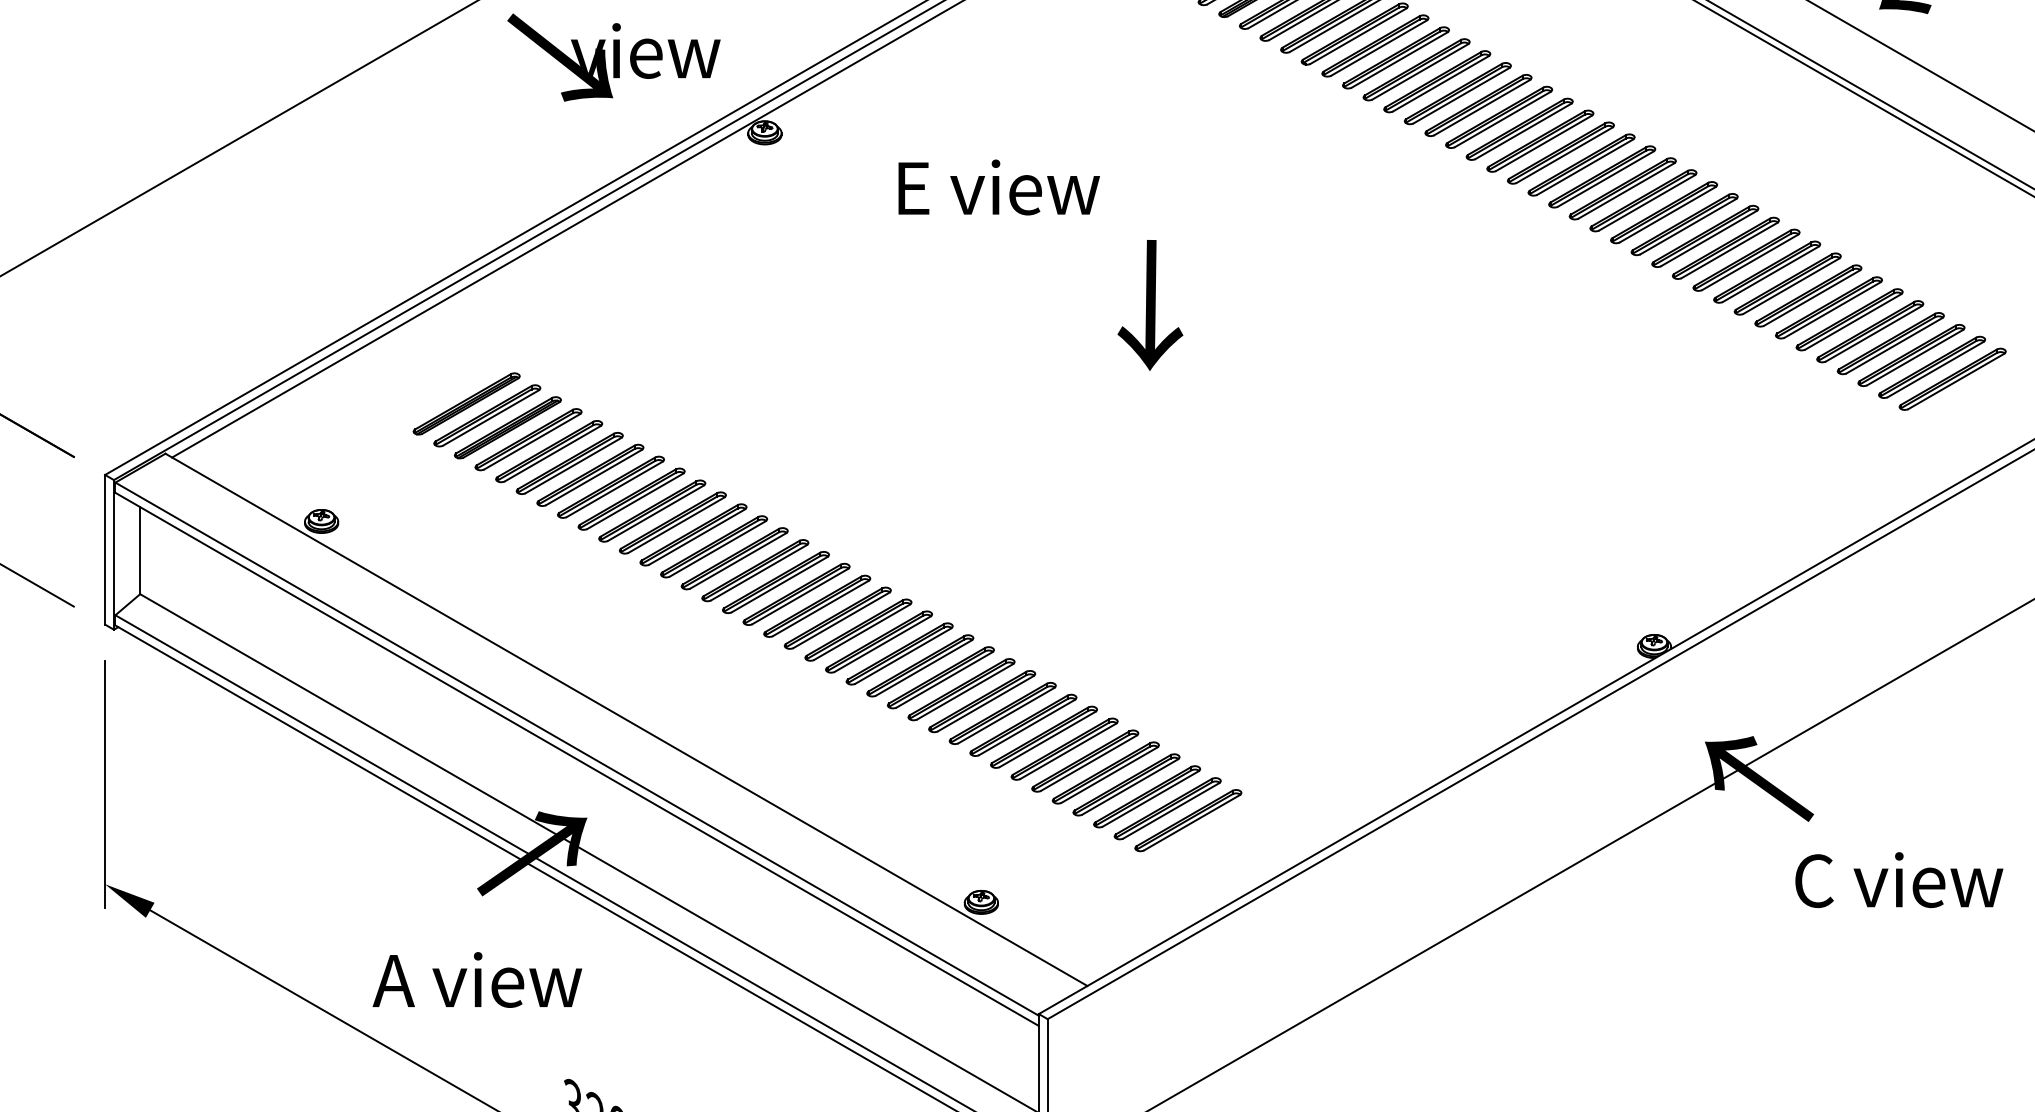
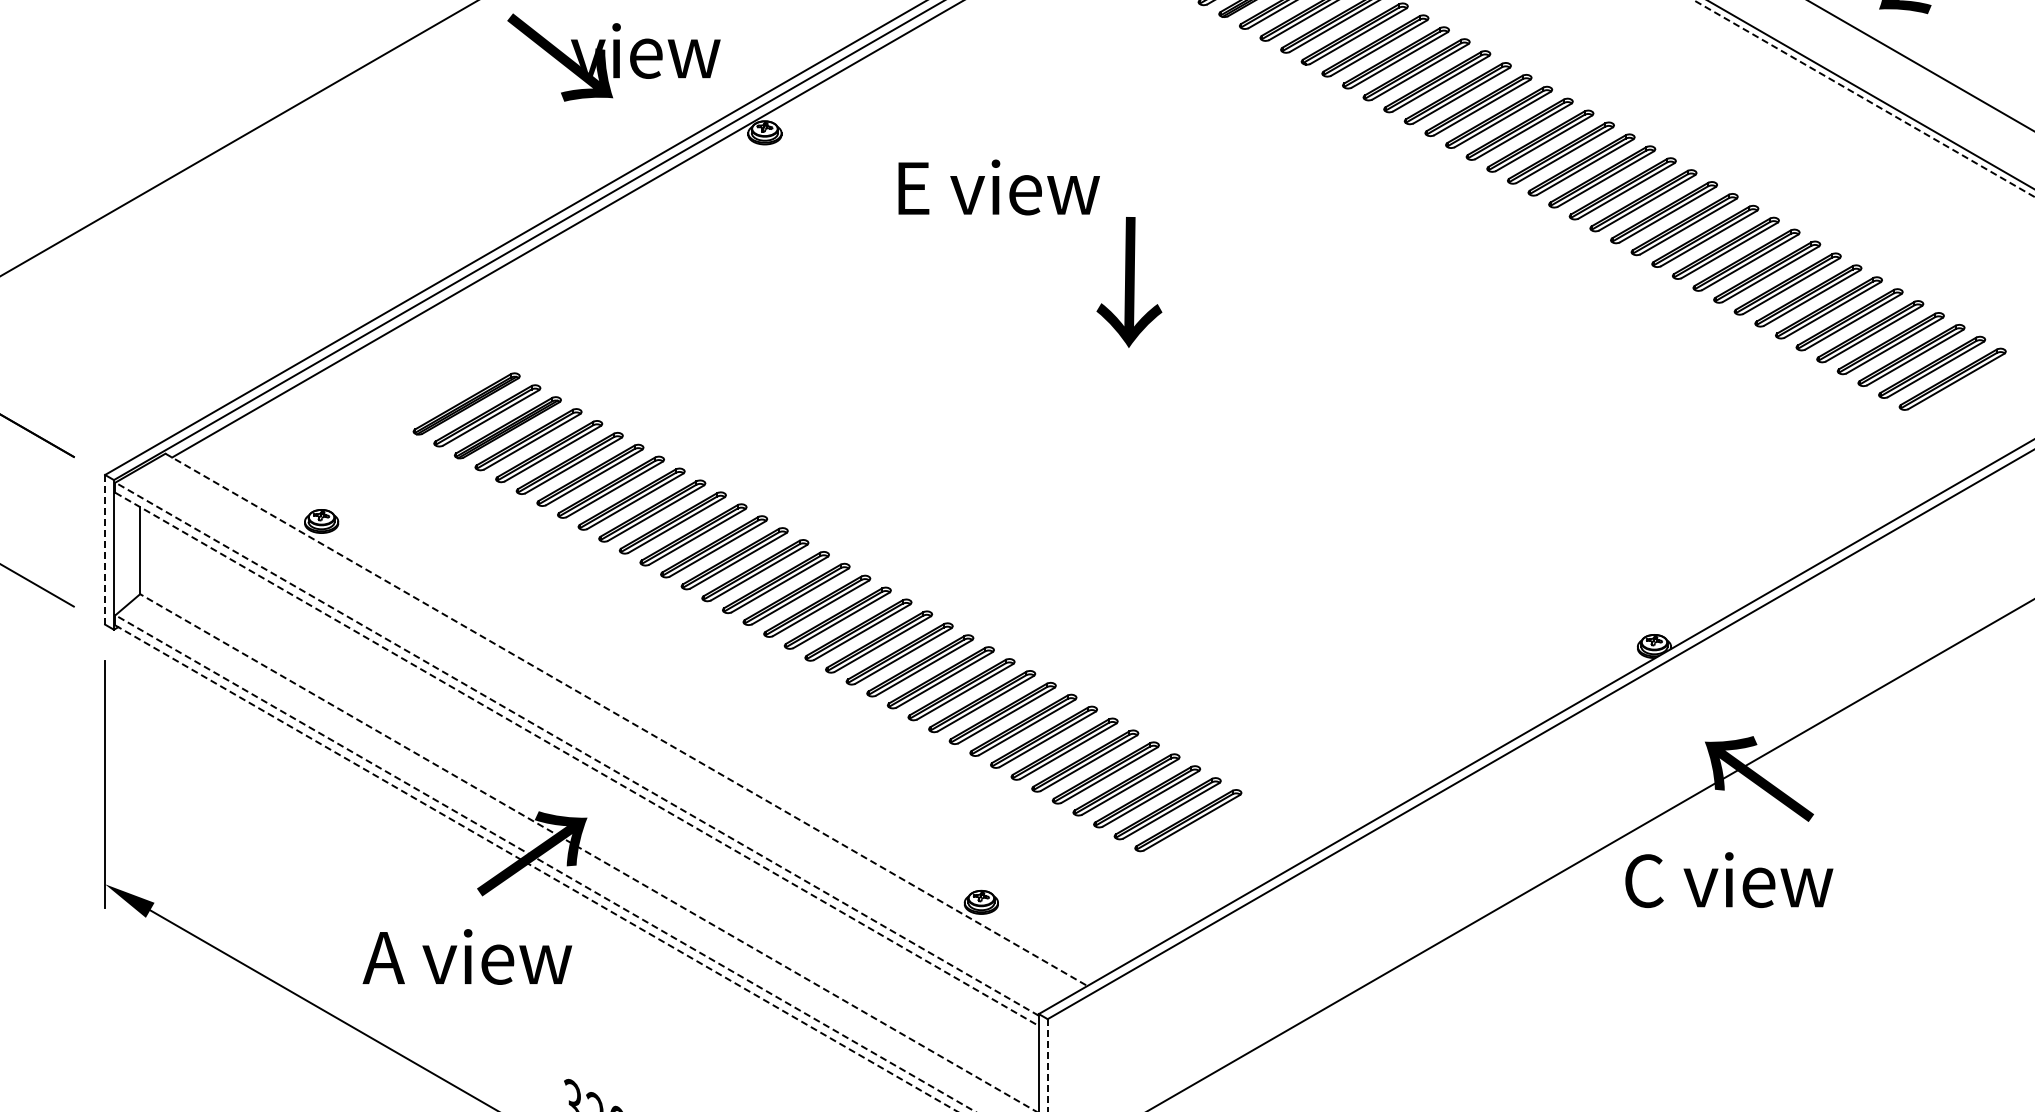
line: solid -> dashed (1864, 98)
text position: (1150, 305) -> (1129, 282) (1129, 282)
line: solid -> dashed (105, 549)
line: solid -> dashed (626, 720)
line: solid -> dashed (576, 748)
line: solid -> dashed (577, 759)
line: solid -> dashed (587, 852)
line: solid -> dashed (545, 863)
line: solid -> dashed (536, 868)
text position: (1899, 879) -> (1729, 879) (1729, 879)
text position: (477, 979) -> (467, 956) (467, 956)
line: solid -> dashed (1047, 1066)
